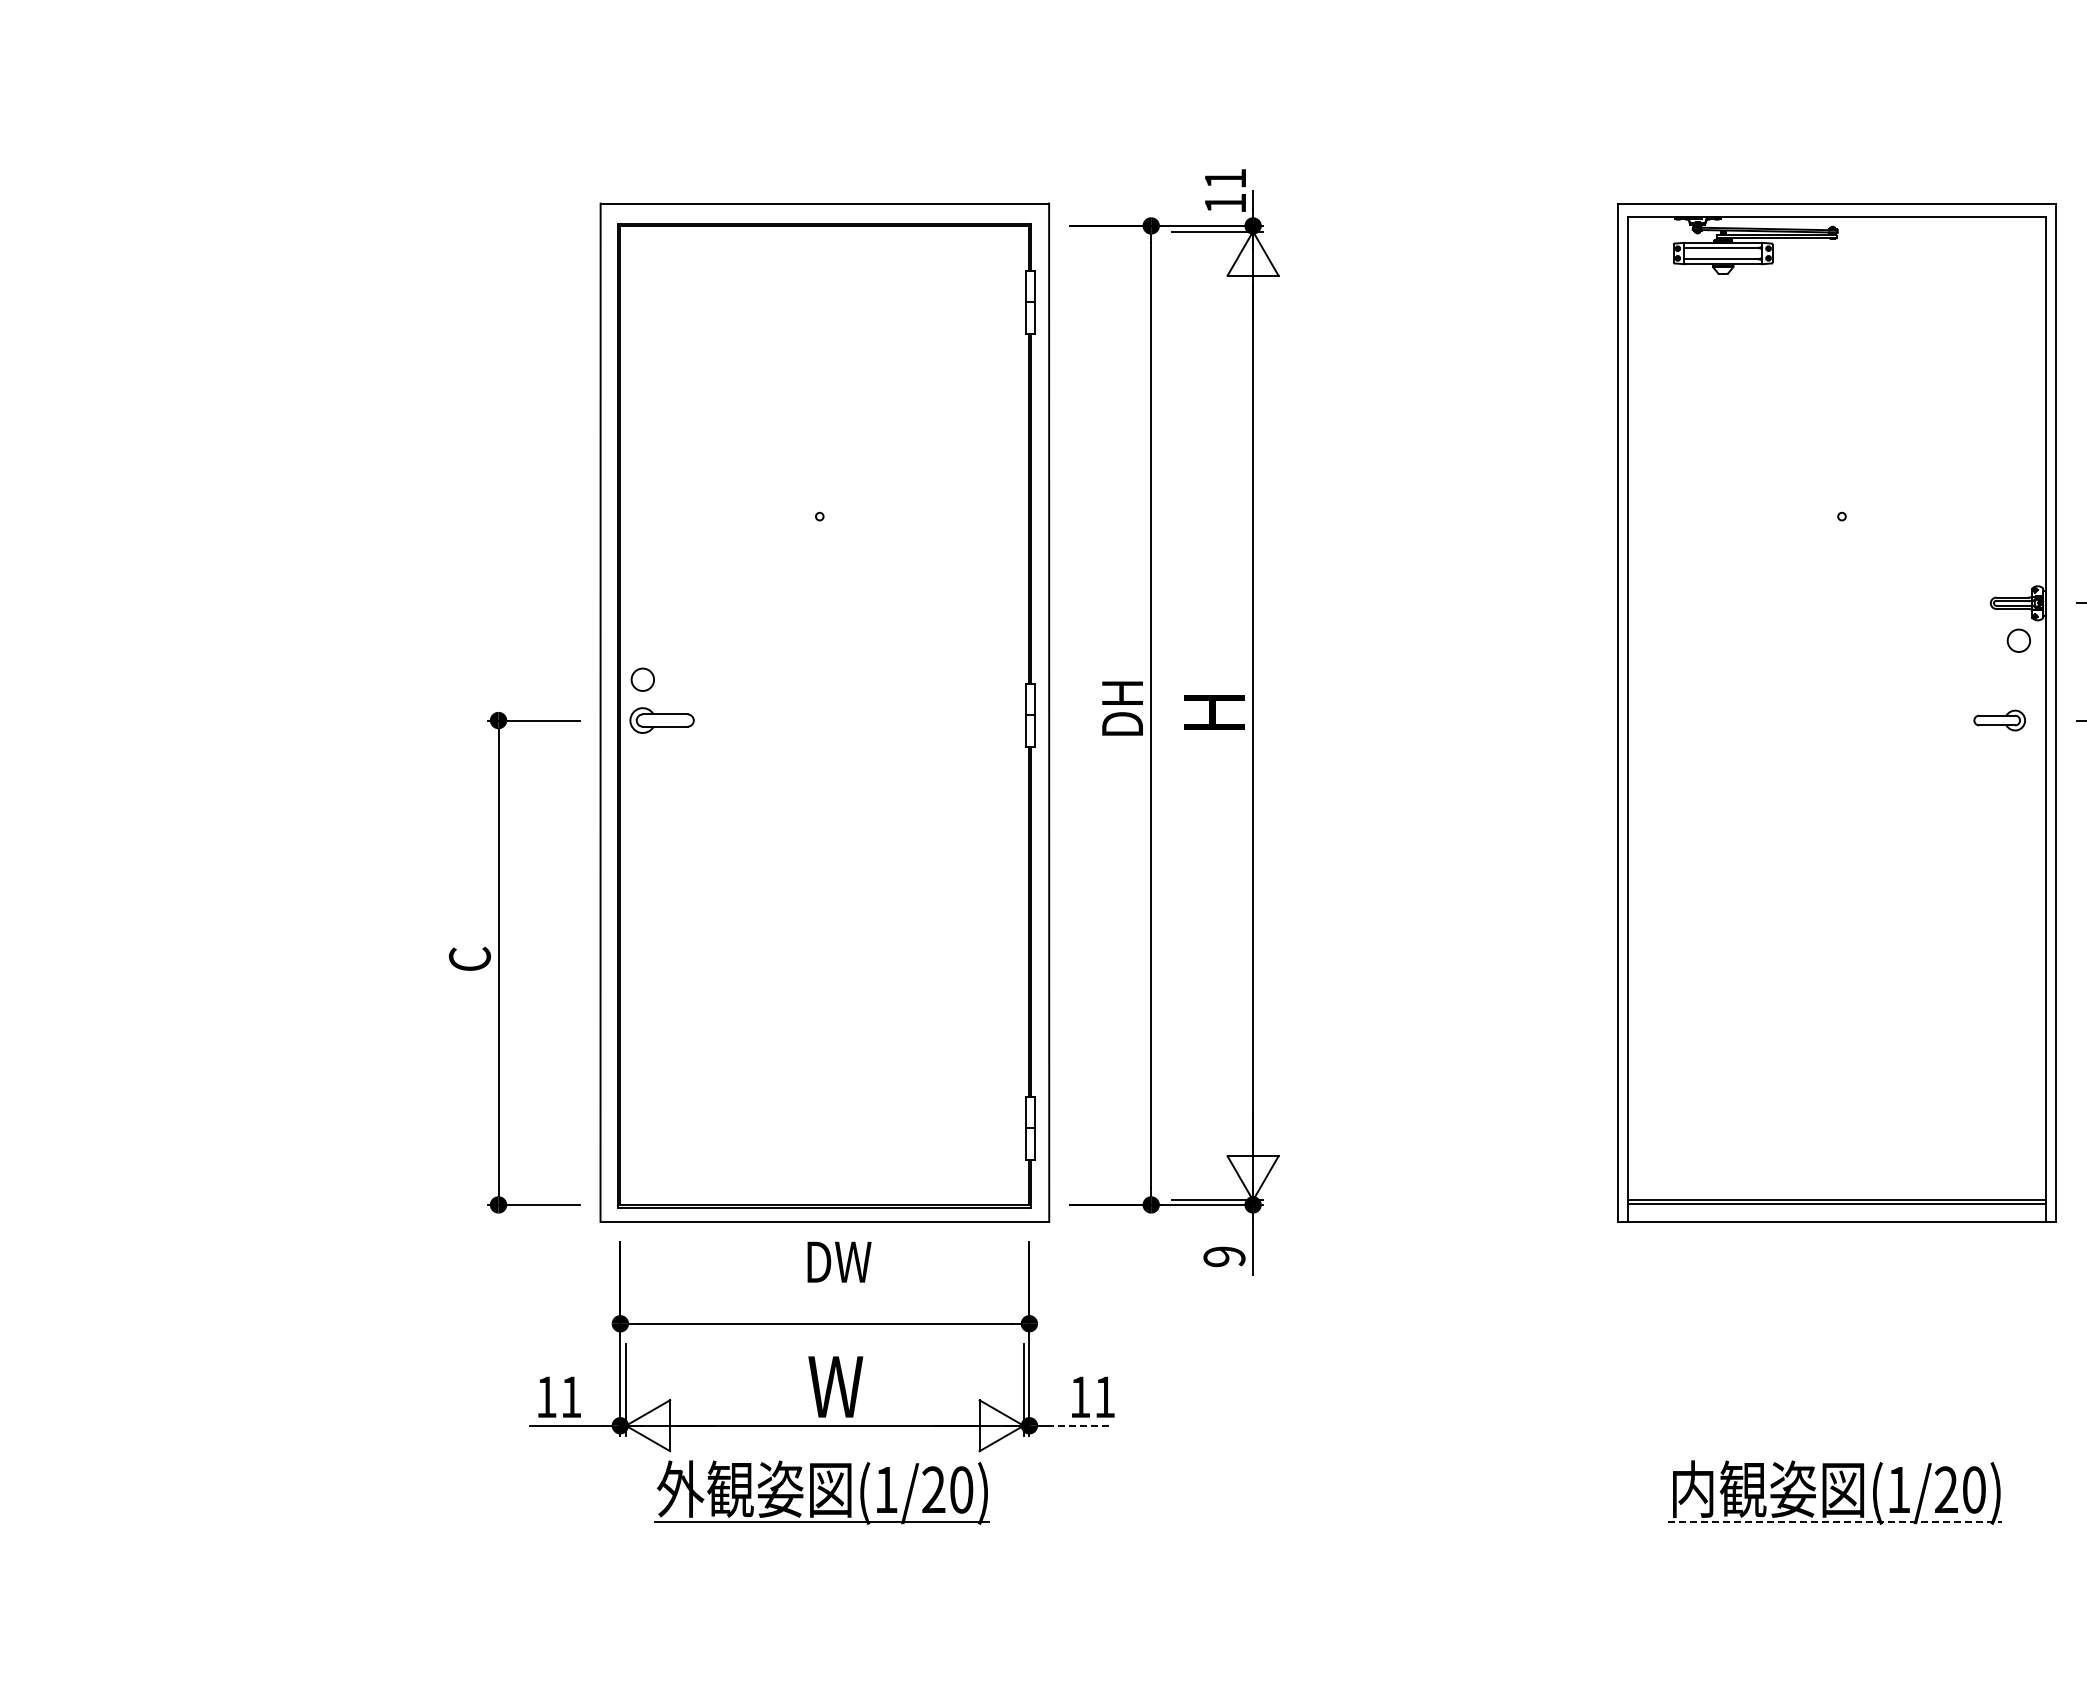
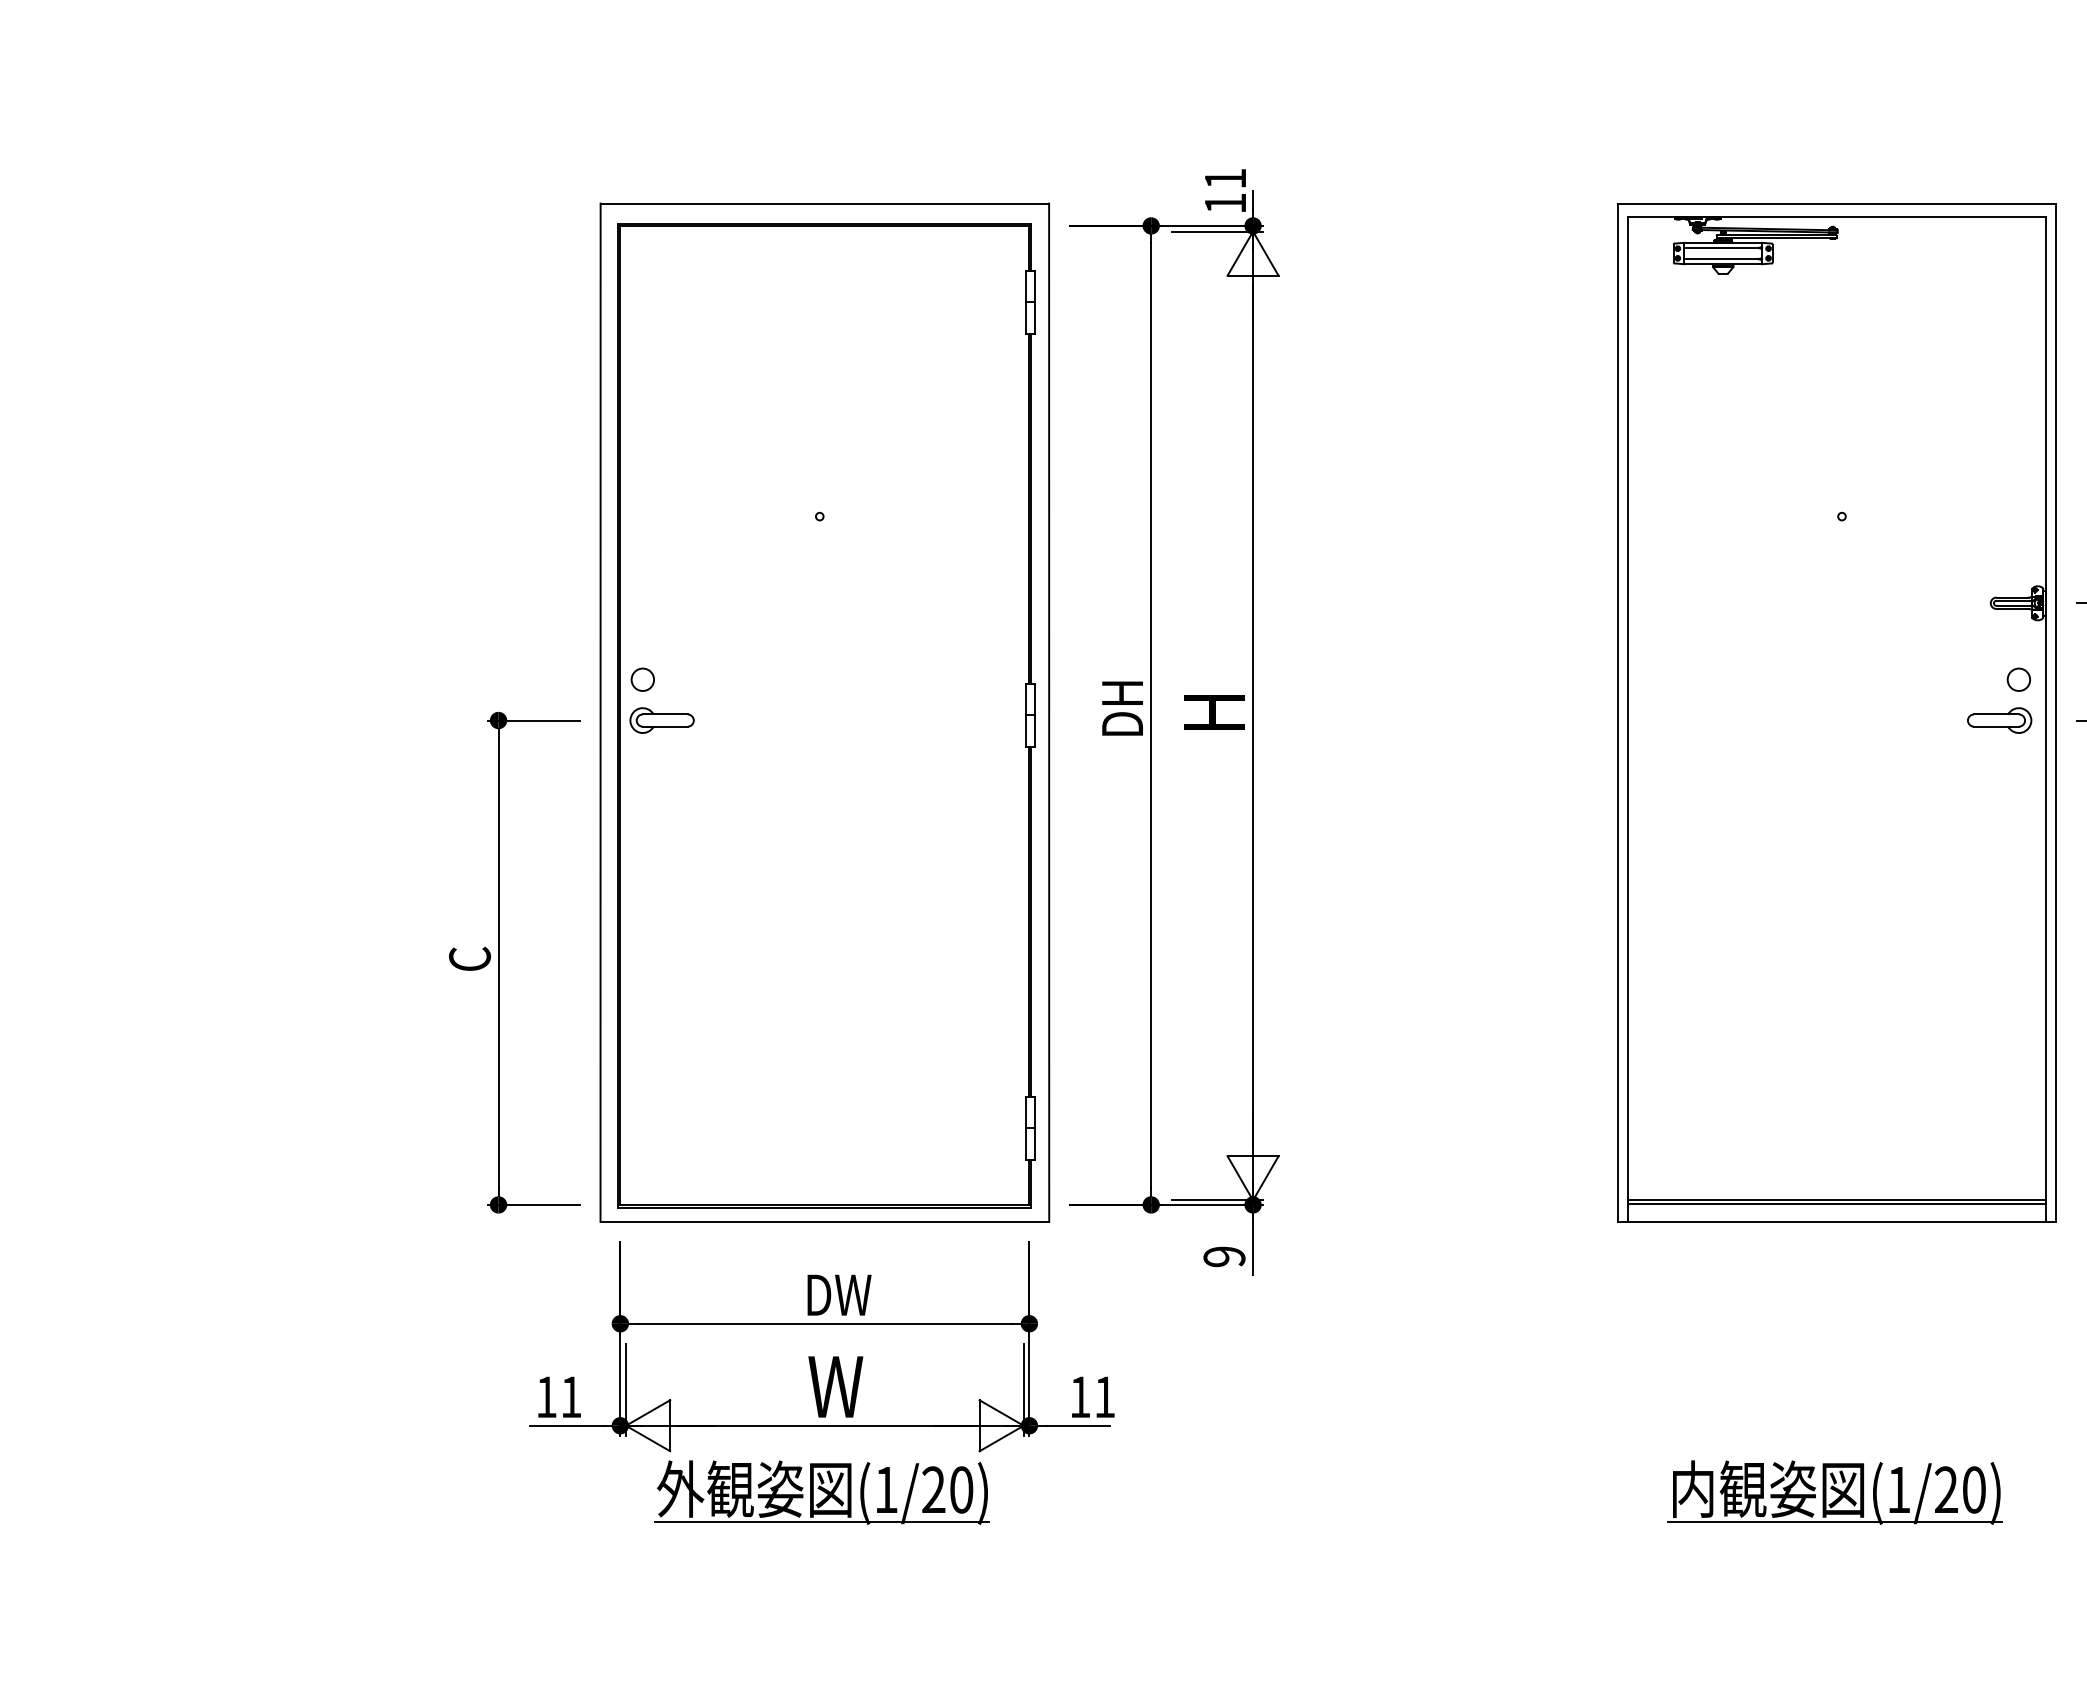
circle position: (2018, 640) -> (2018, 679) (2018, 679)
part size: 53x23 px -> 66x27 px (1999, 720)
text position: (839, 1261) -> (839, 1294) (839, 1294)
line: dashed -> solid (1078, 1425)
line: dashed -> solid (1835, 1522)
